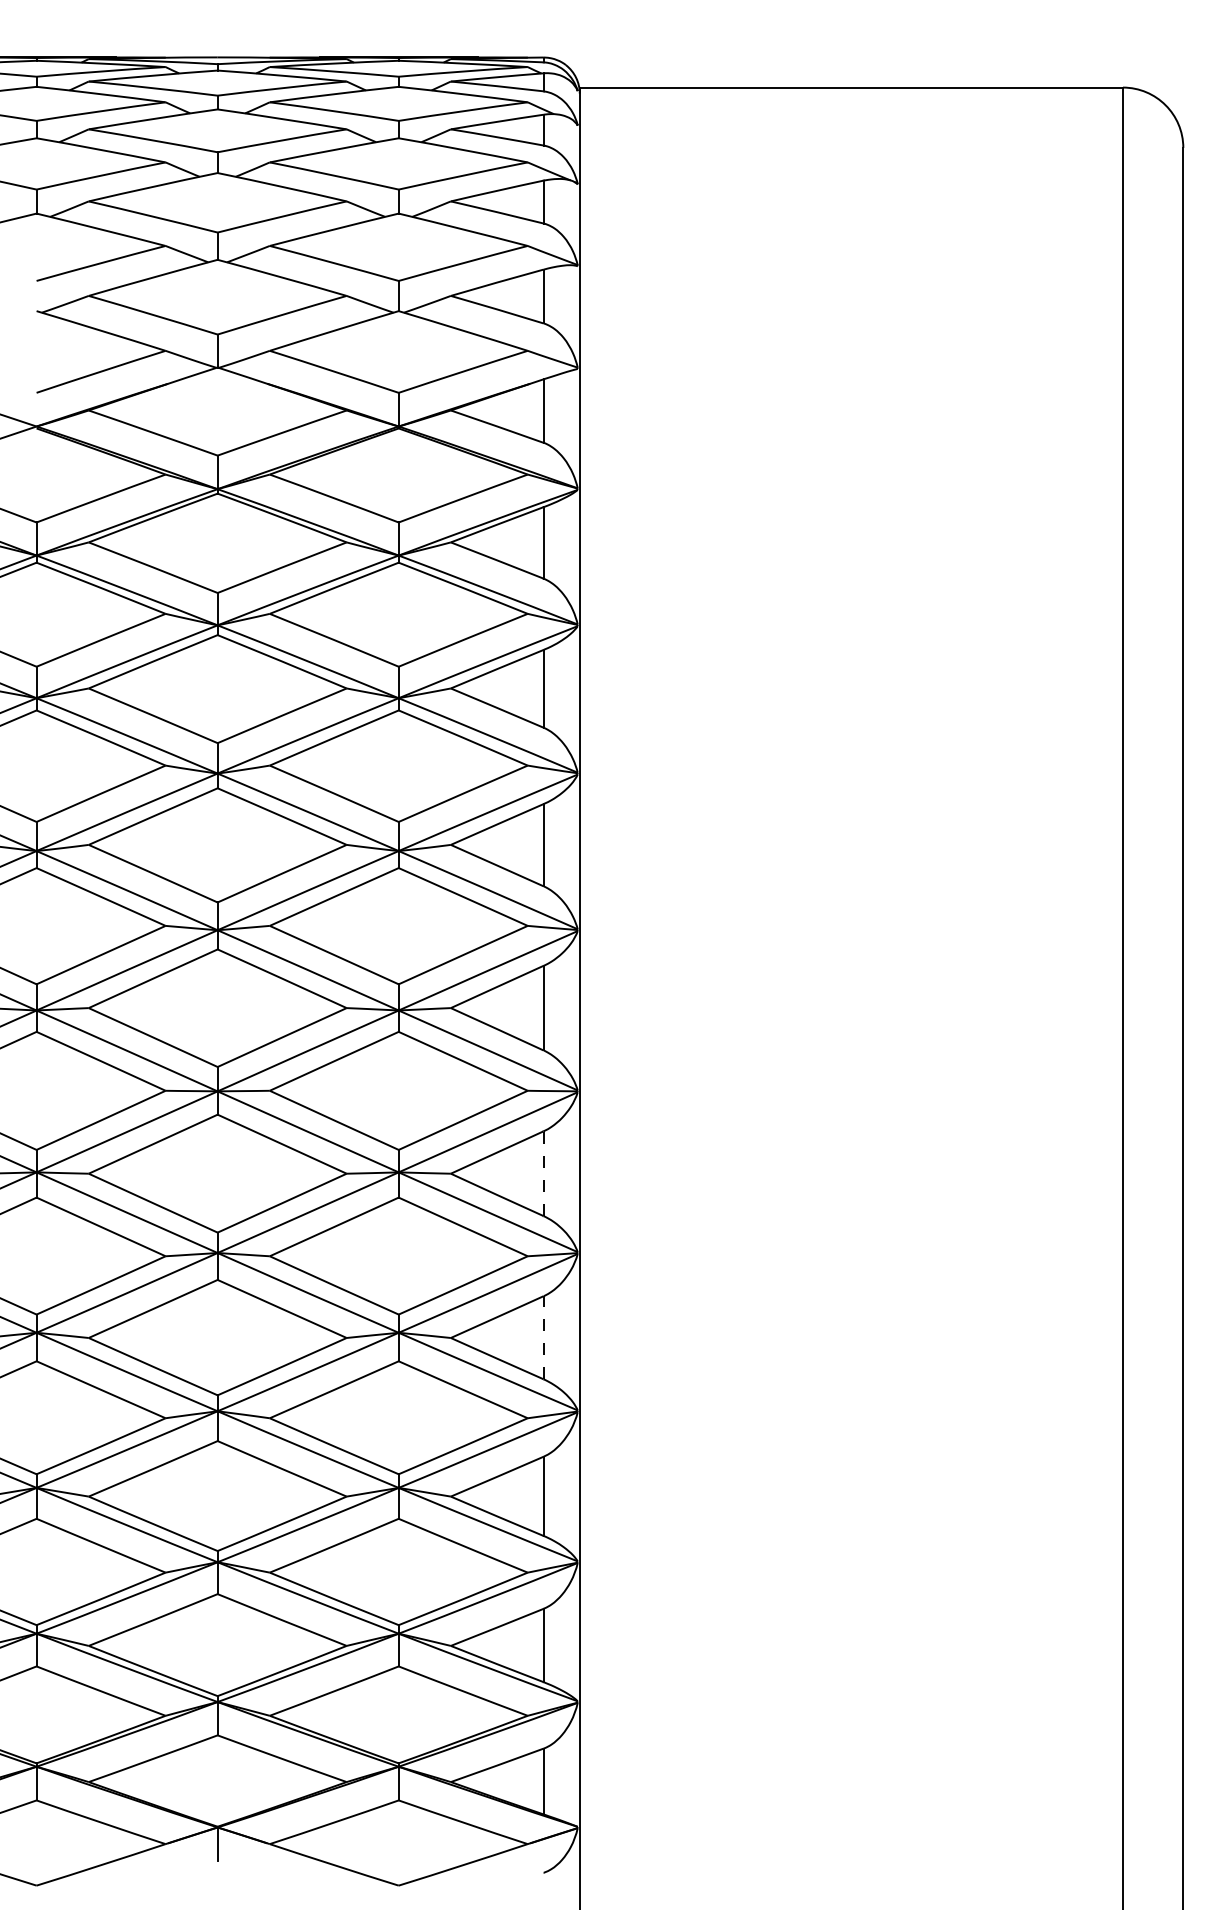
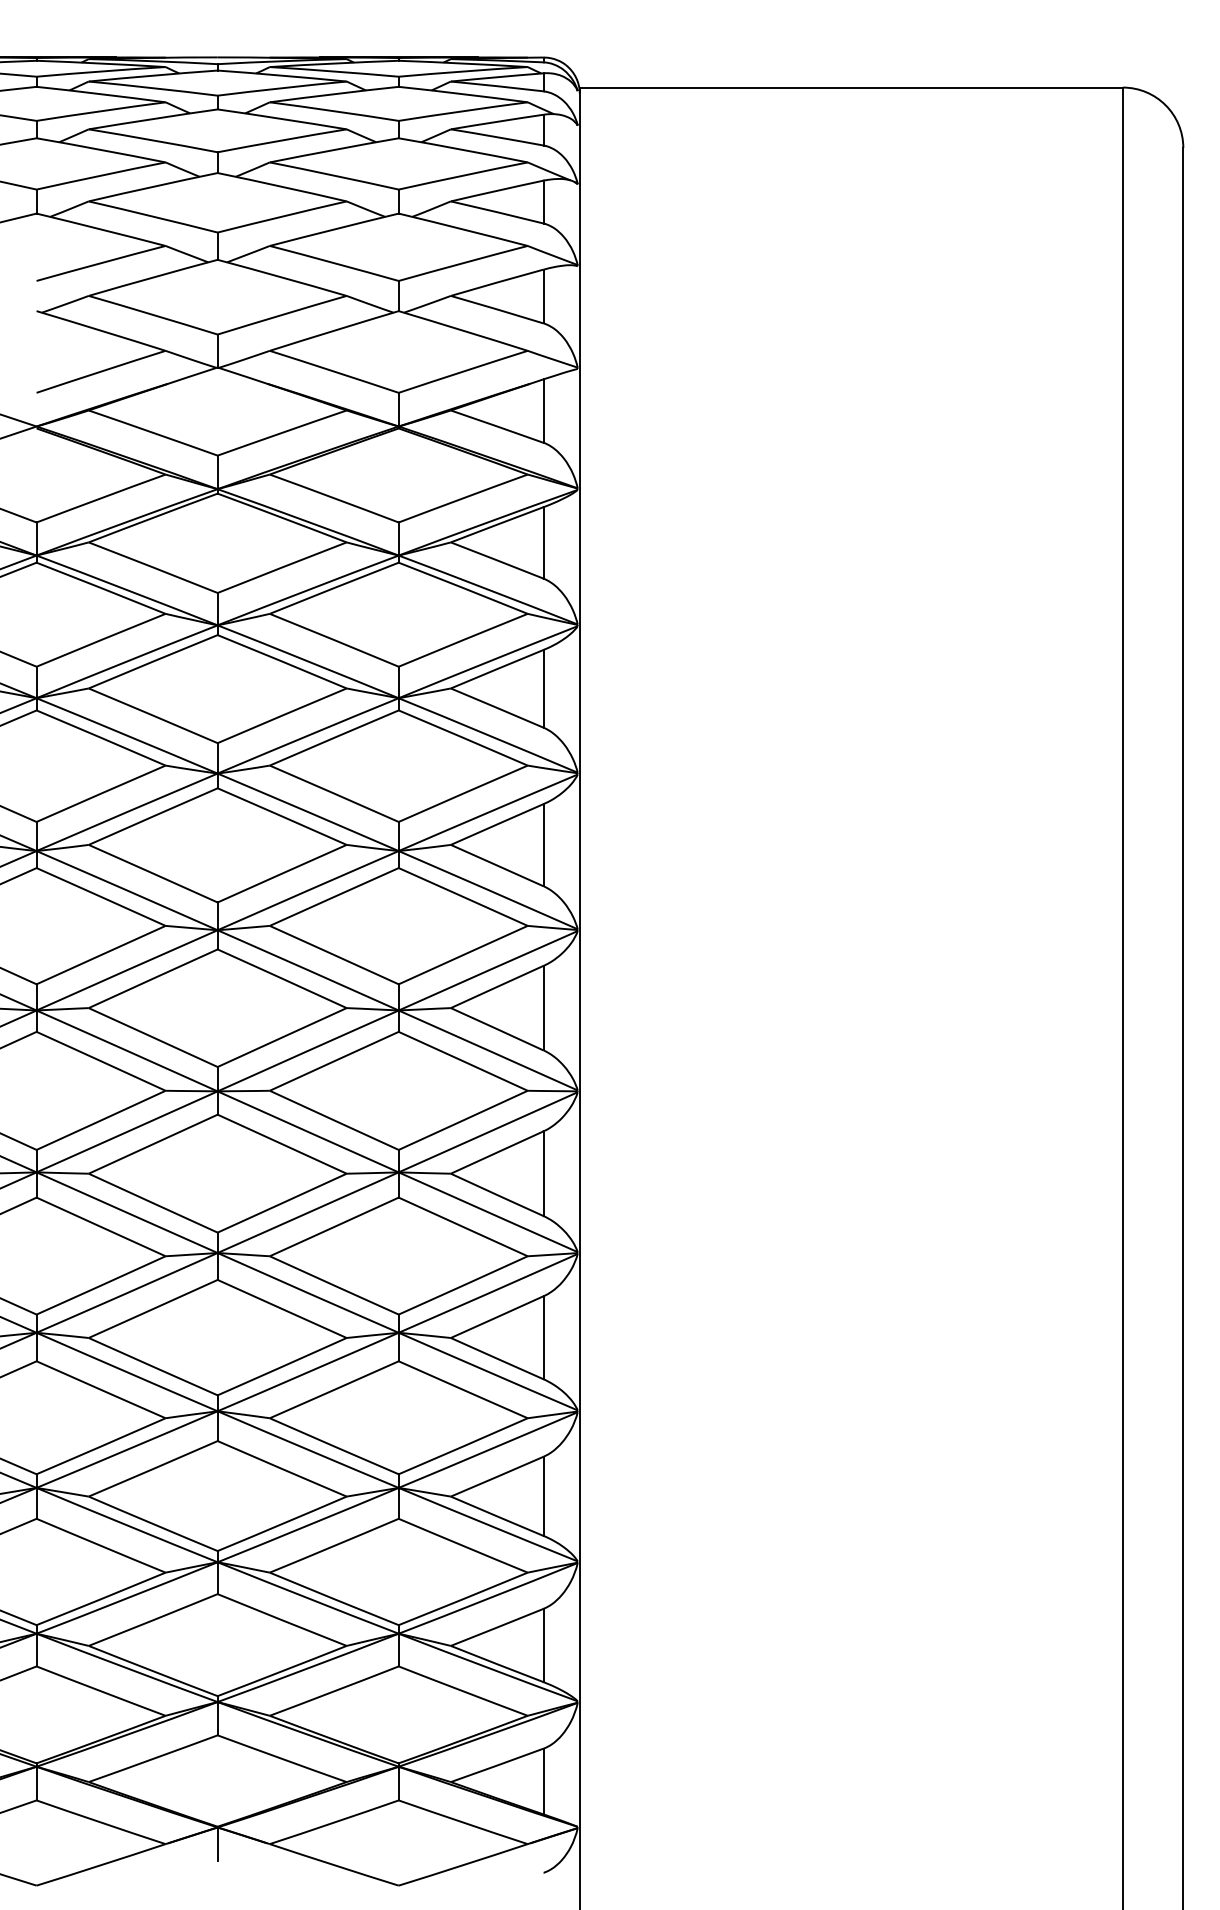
line: dashed -> solid (543, 1173)
line: dashed -> solid (543, 1337)
